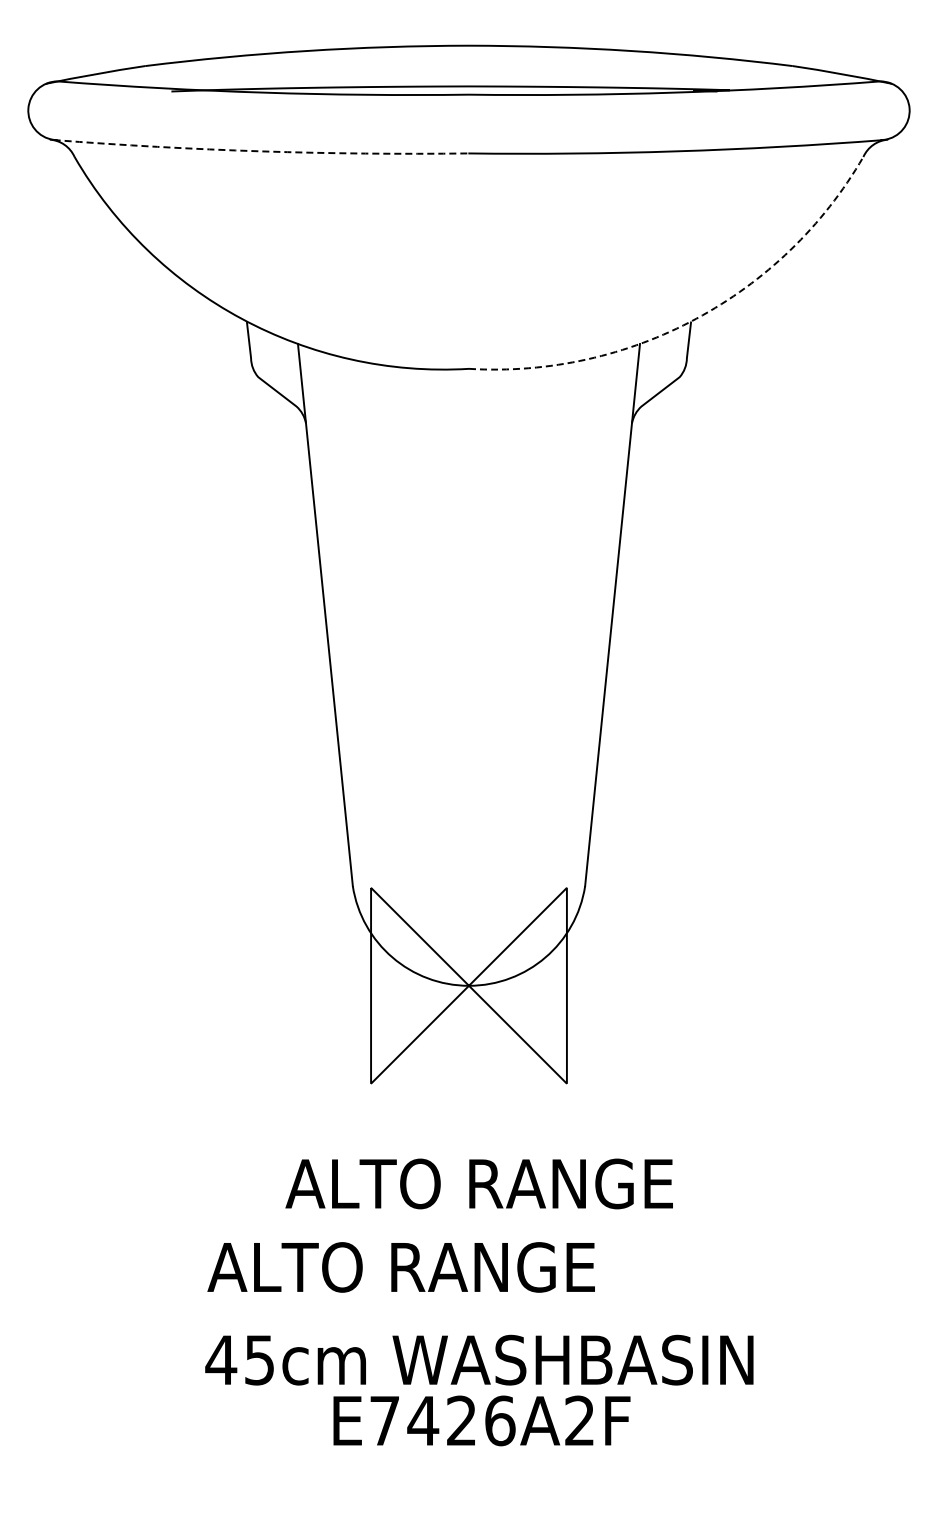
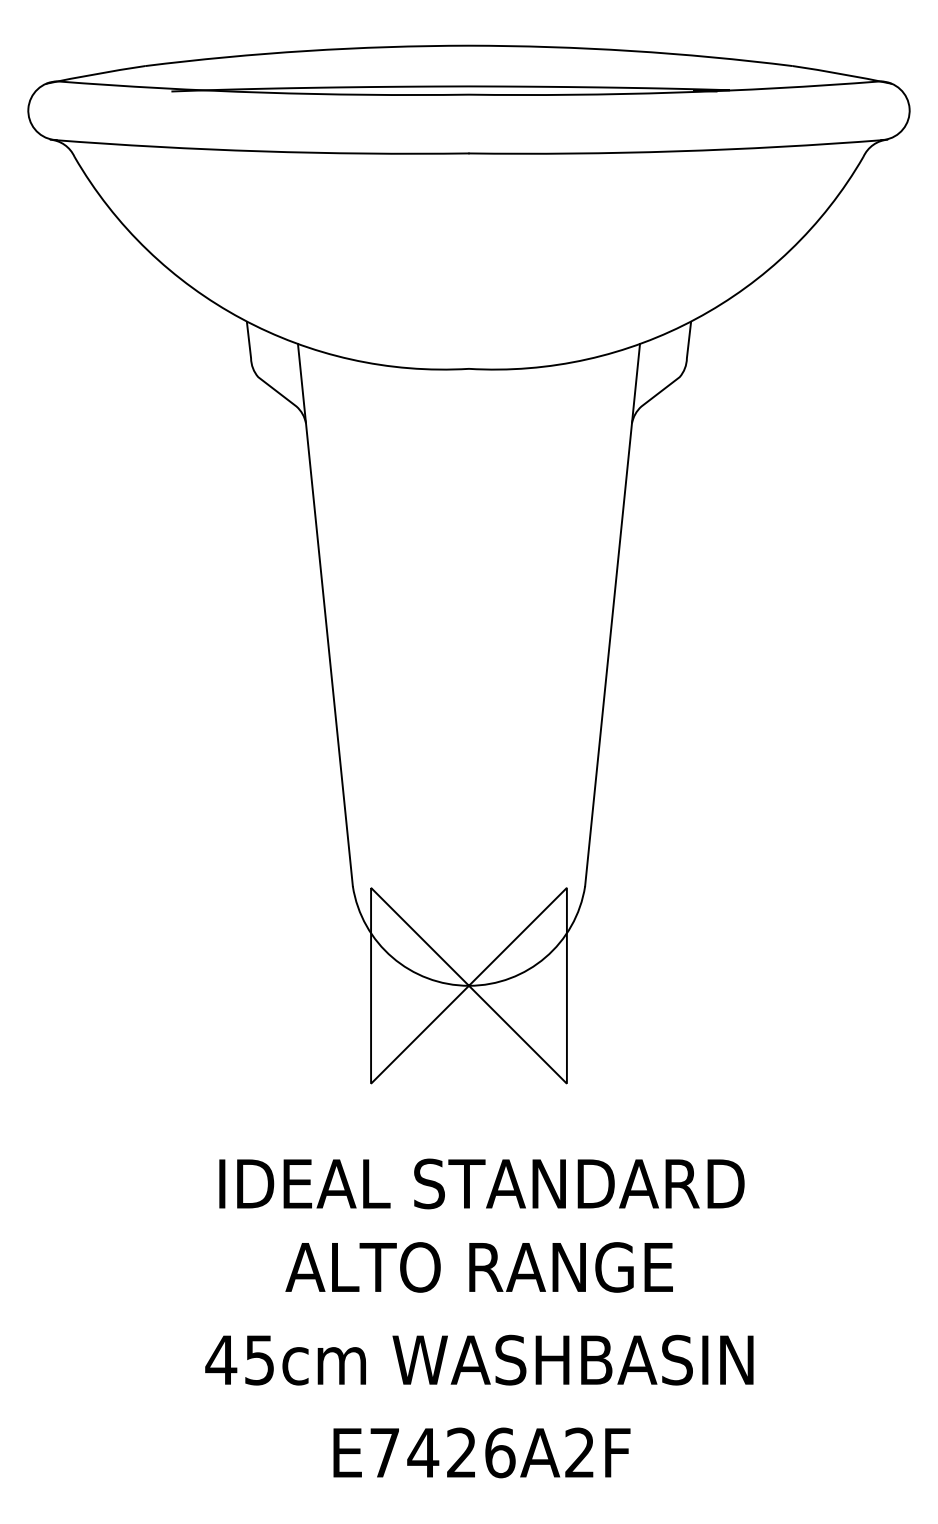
arc: dashed -> solid (261, 151)
arc: dashed -> solid (696, 318)
text: ALTO RANGE -> IDEAL STANDARD (481, 1183)
text position: (400, 1267) -> (478, 1267) (478, 1267)
text position: (481, 1420) -> (481, 1452) (481, 1452)
